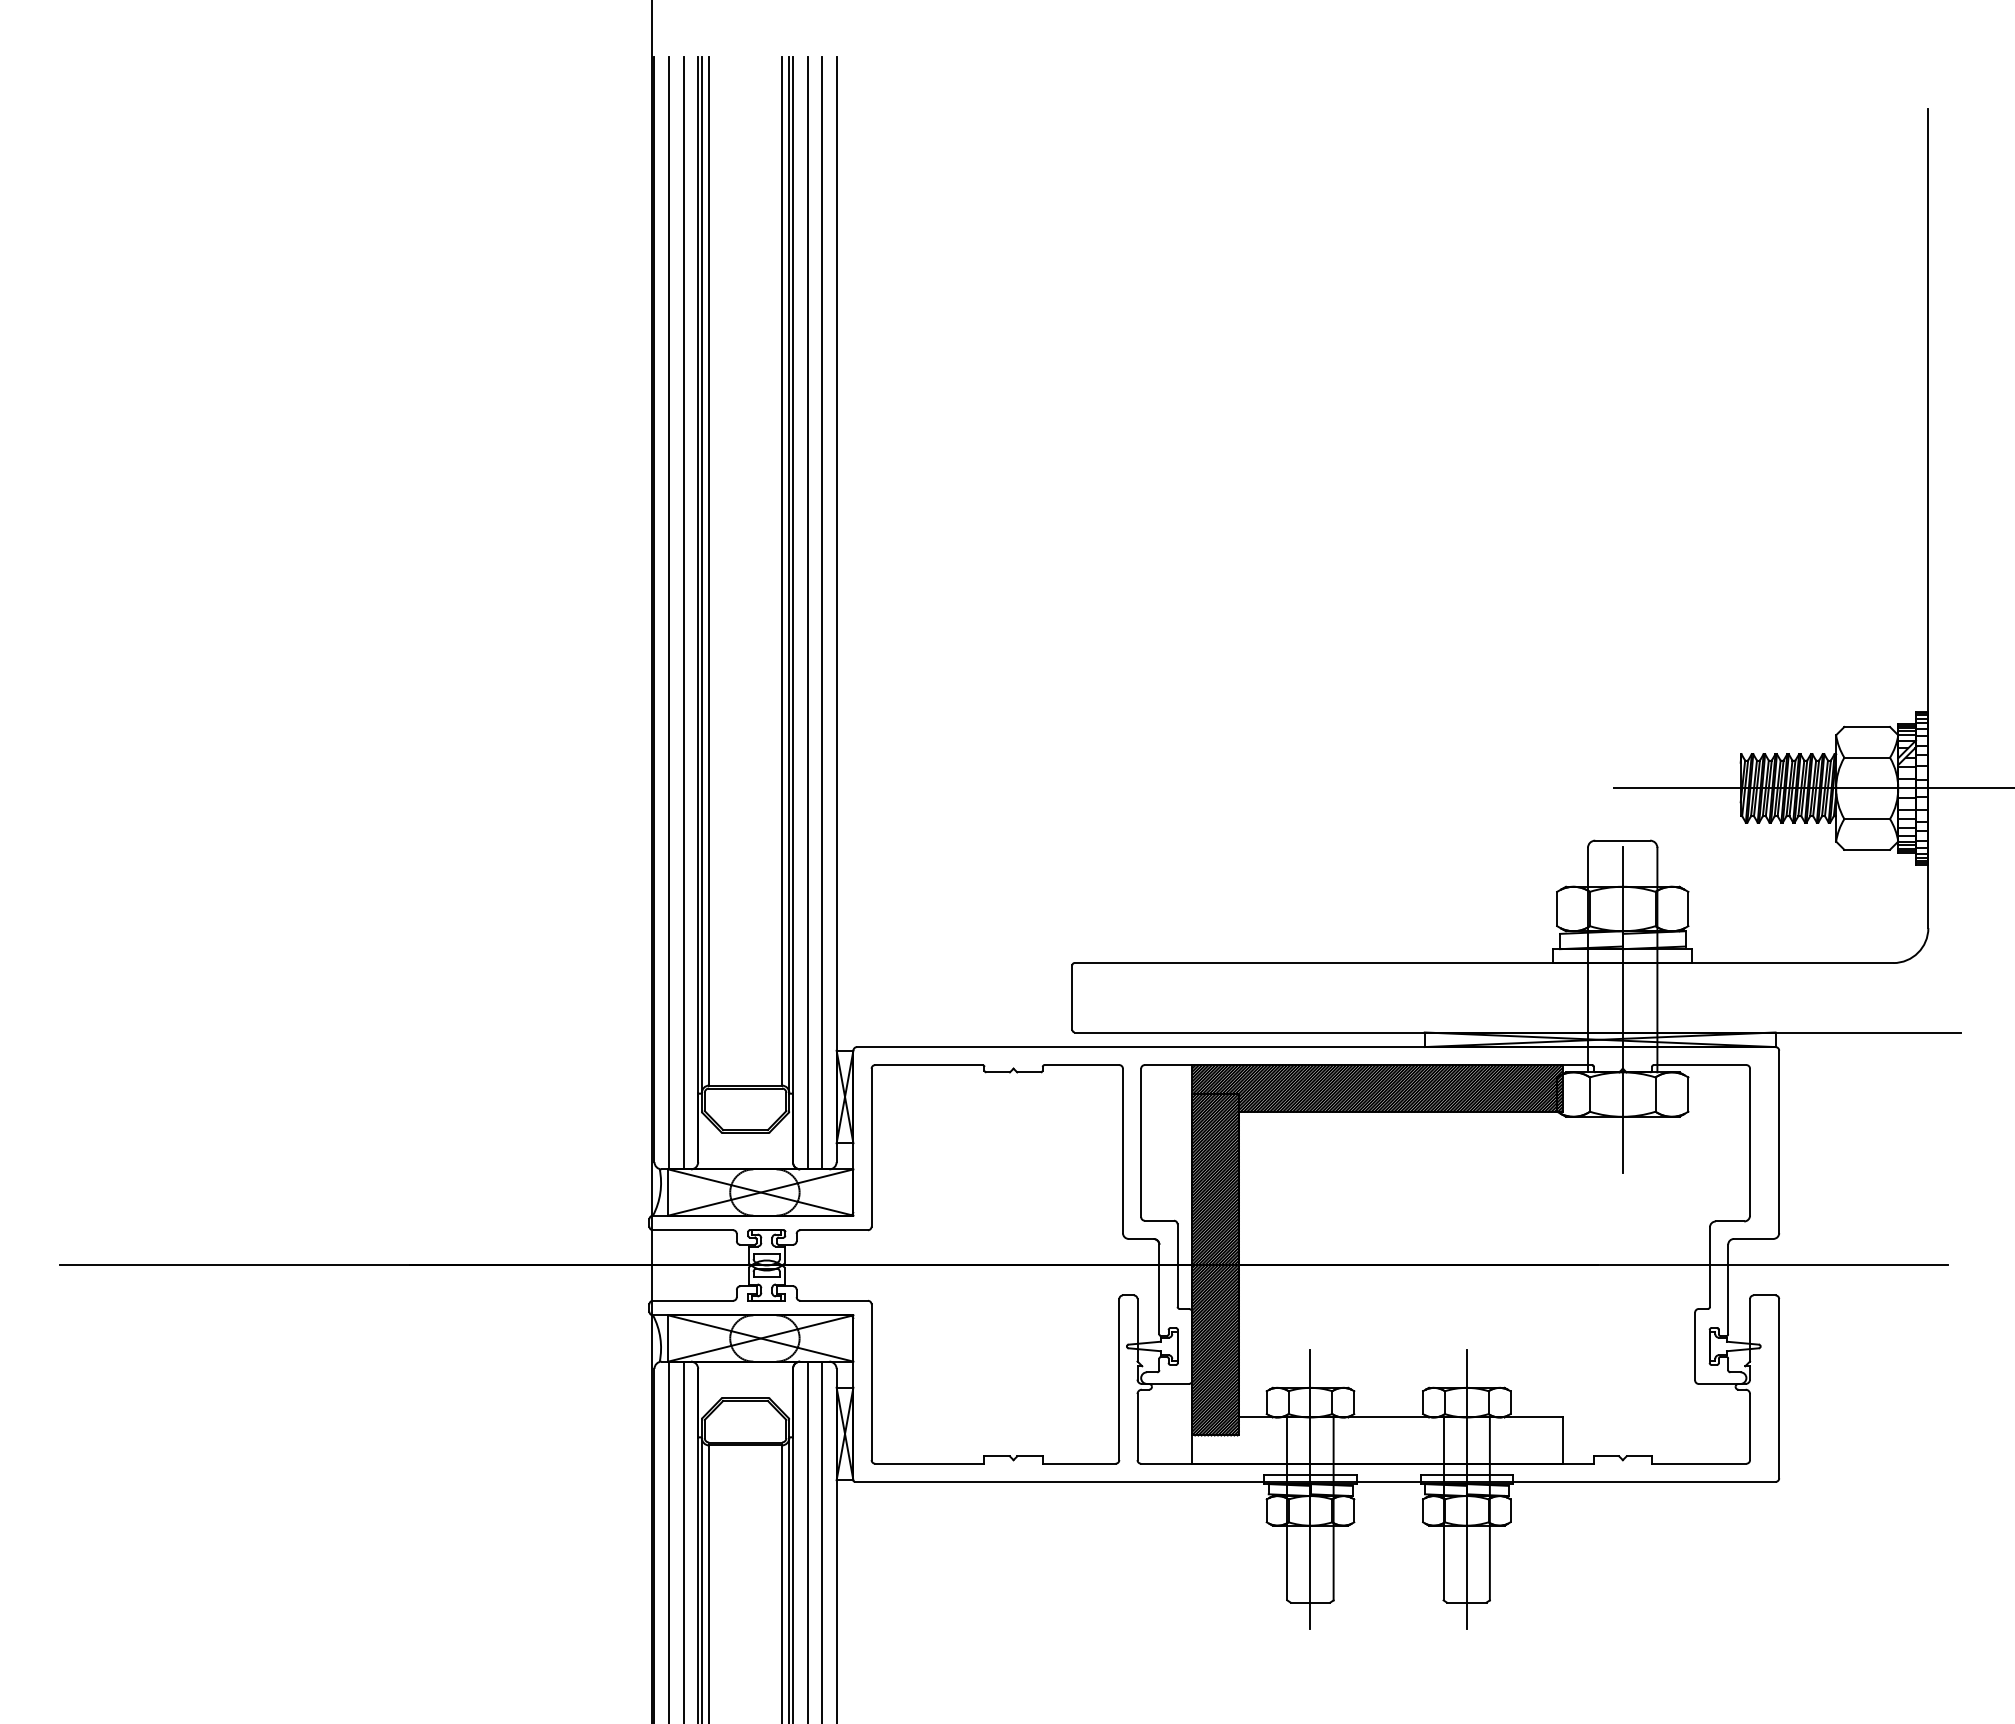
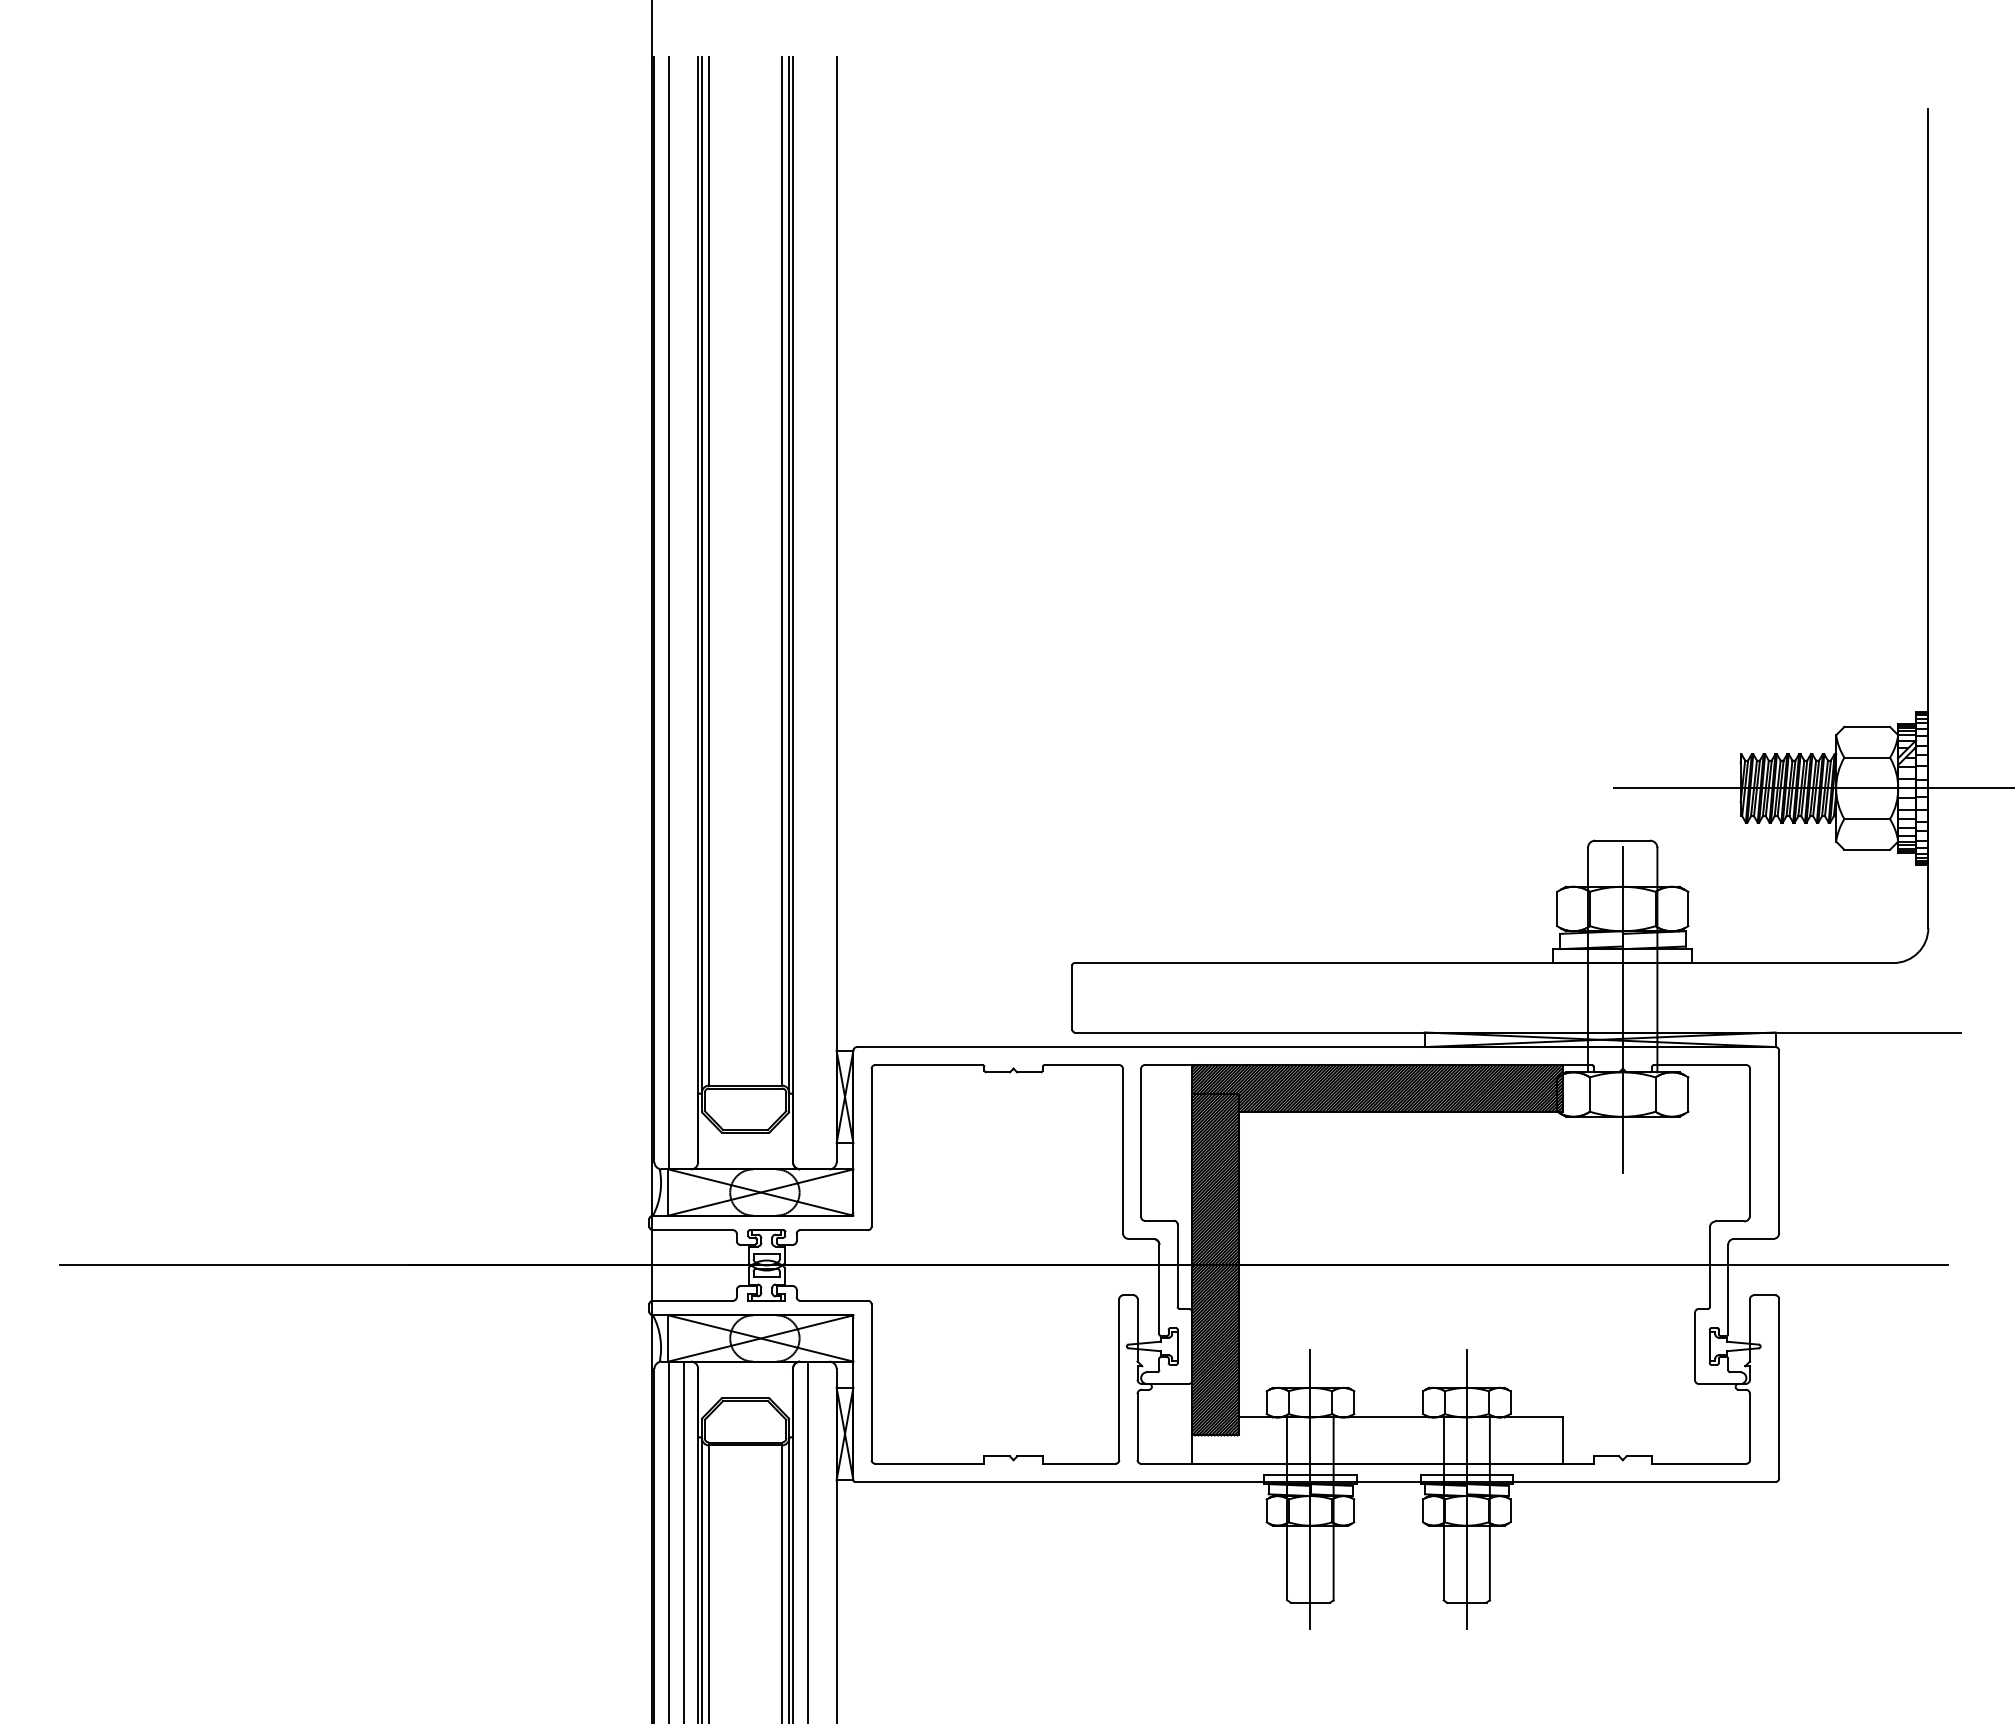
line: present -> none (683, 613)
line: present -> none (807, 613)
line: present -> none (822, 613)
line: present -> none (822, 1540)
